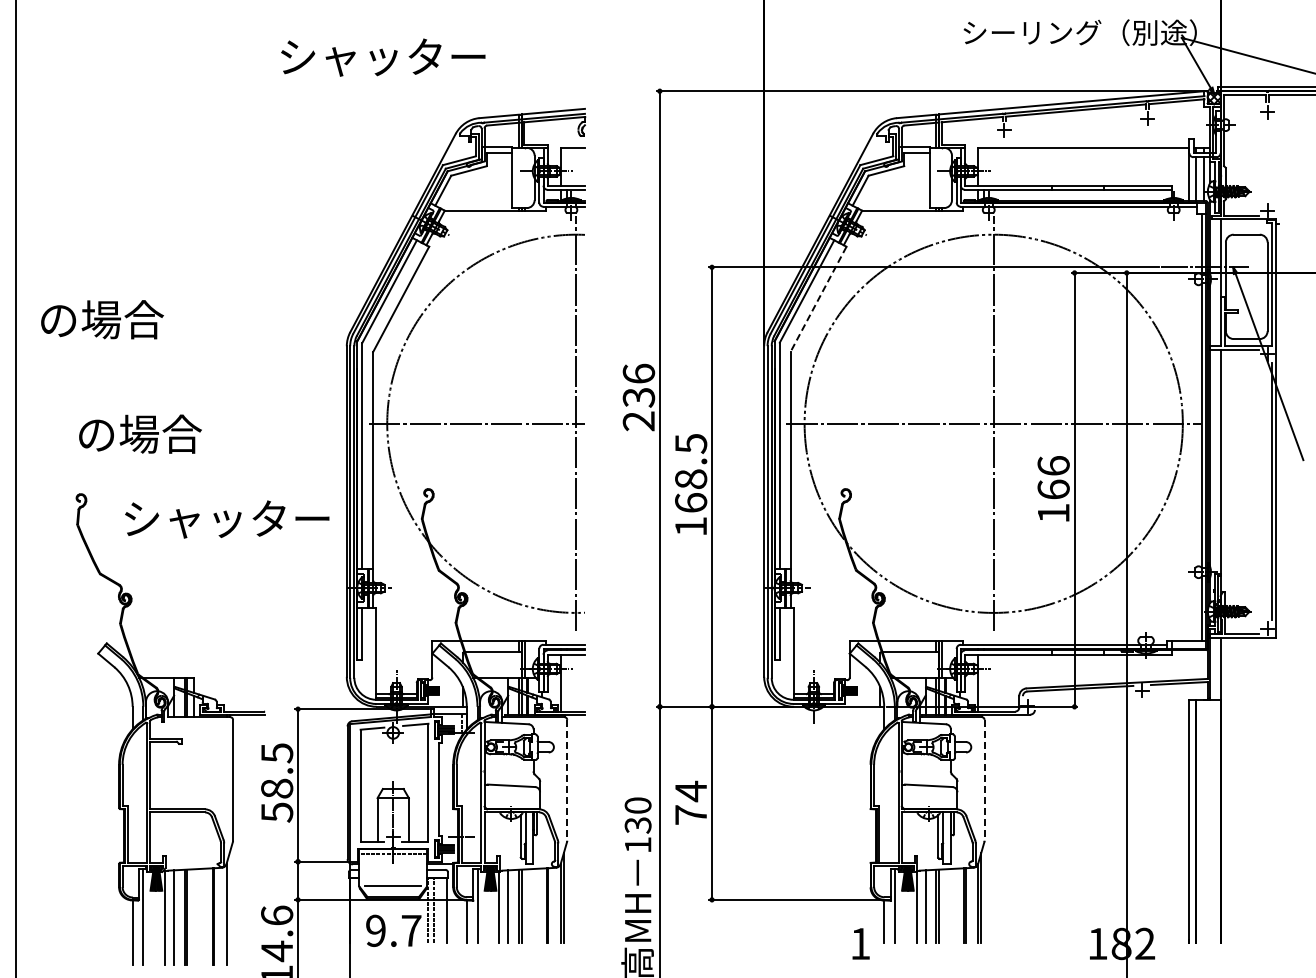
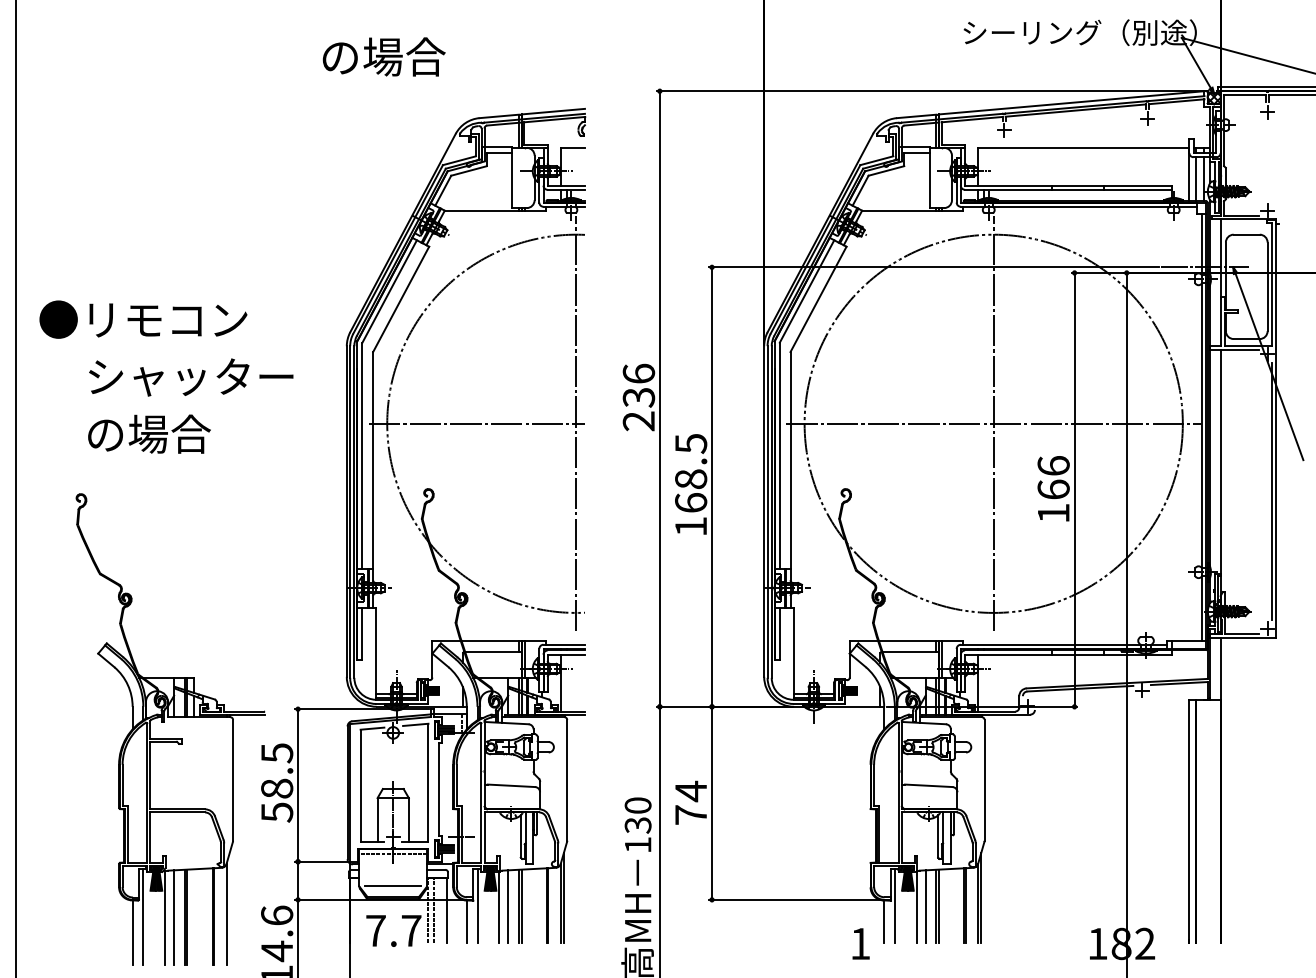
text: シャッター -> の場合 (383, 56)
line: dashed -> solid (818, 299)
text: の場合 -> ●リモコン (143, 319)
text position: (140, 433) -> (149, 433) (149, 433)
text position: (227, 519) -> (191, 377) (191, 377)
line: dashed -> solid (567, 780)
line: dashed -> solid (984, 780)
text: 9.7 -> 7.7 (375, 930)
